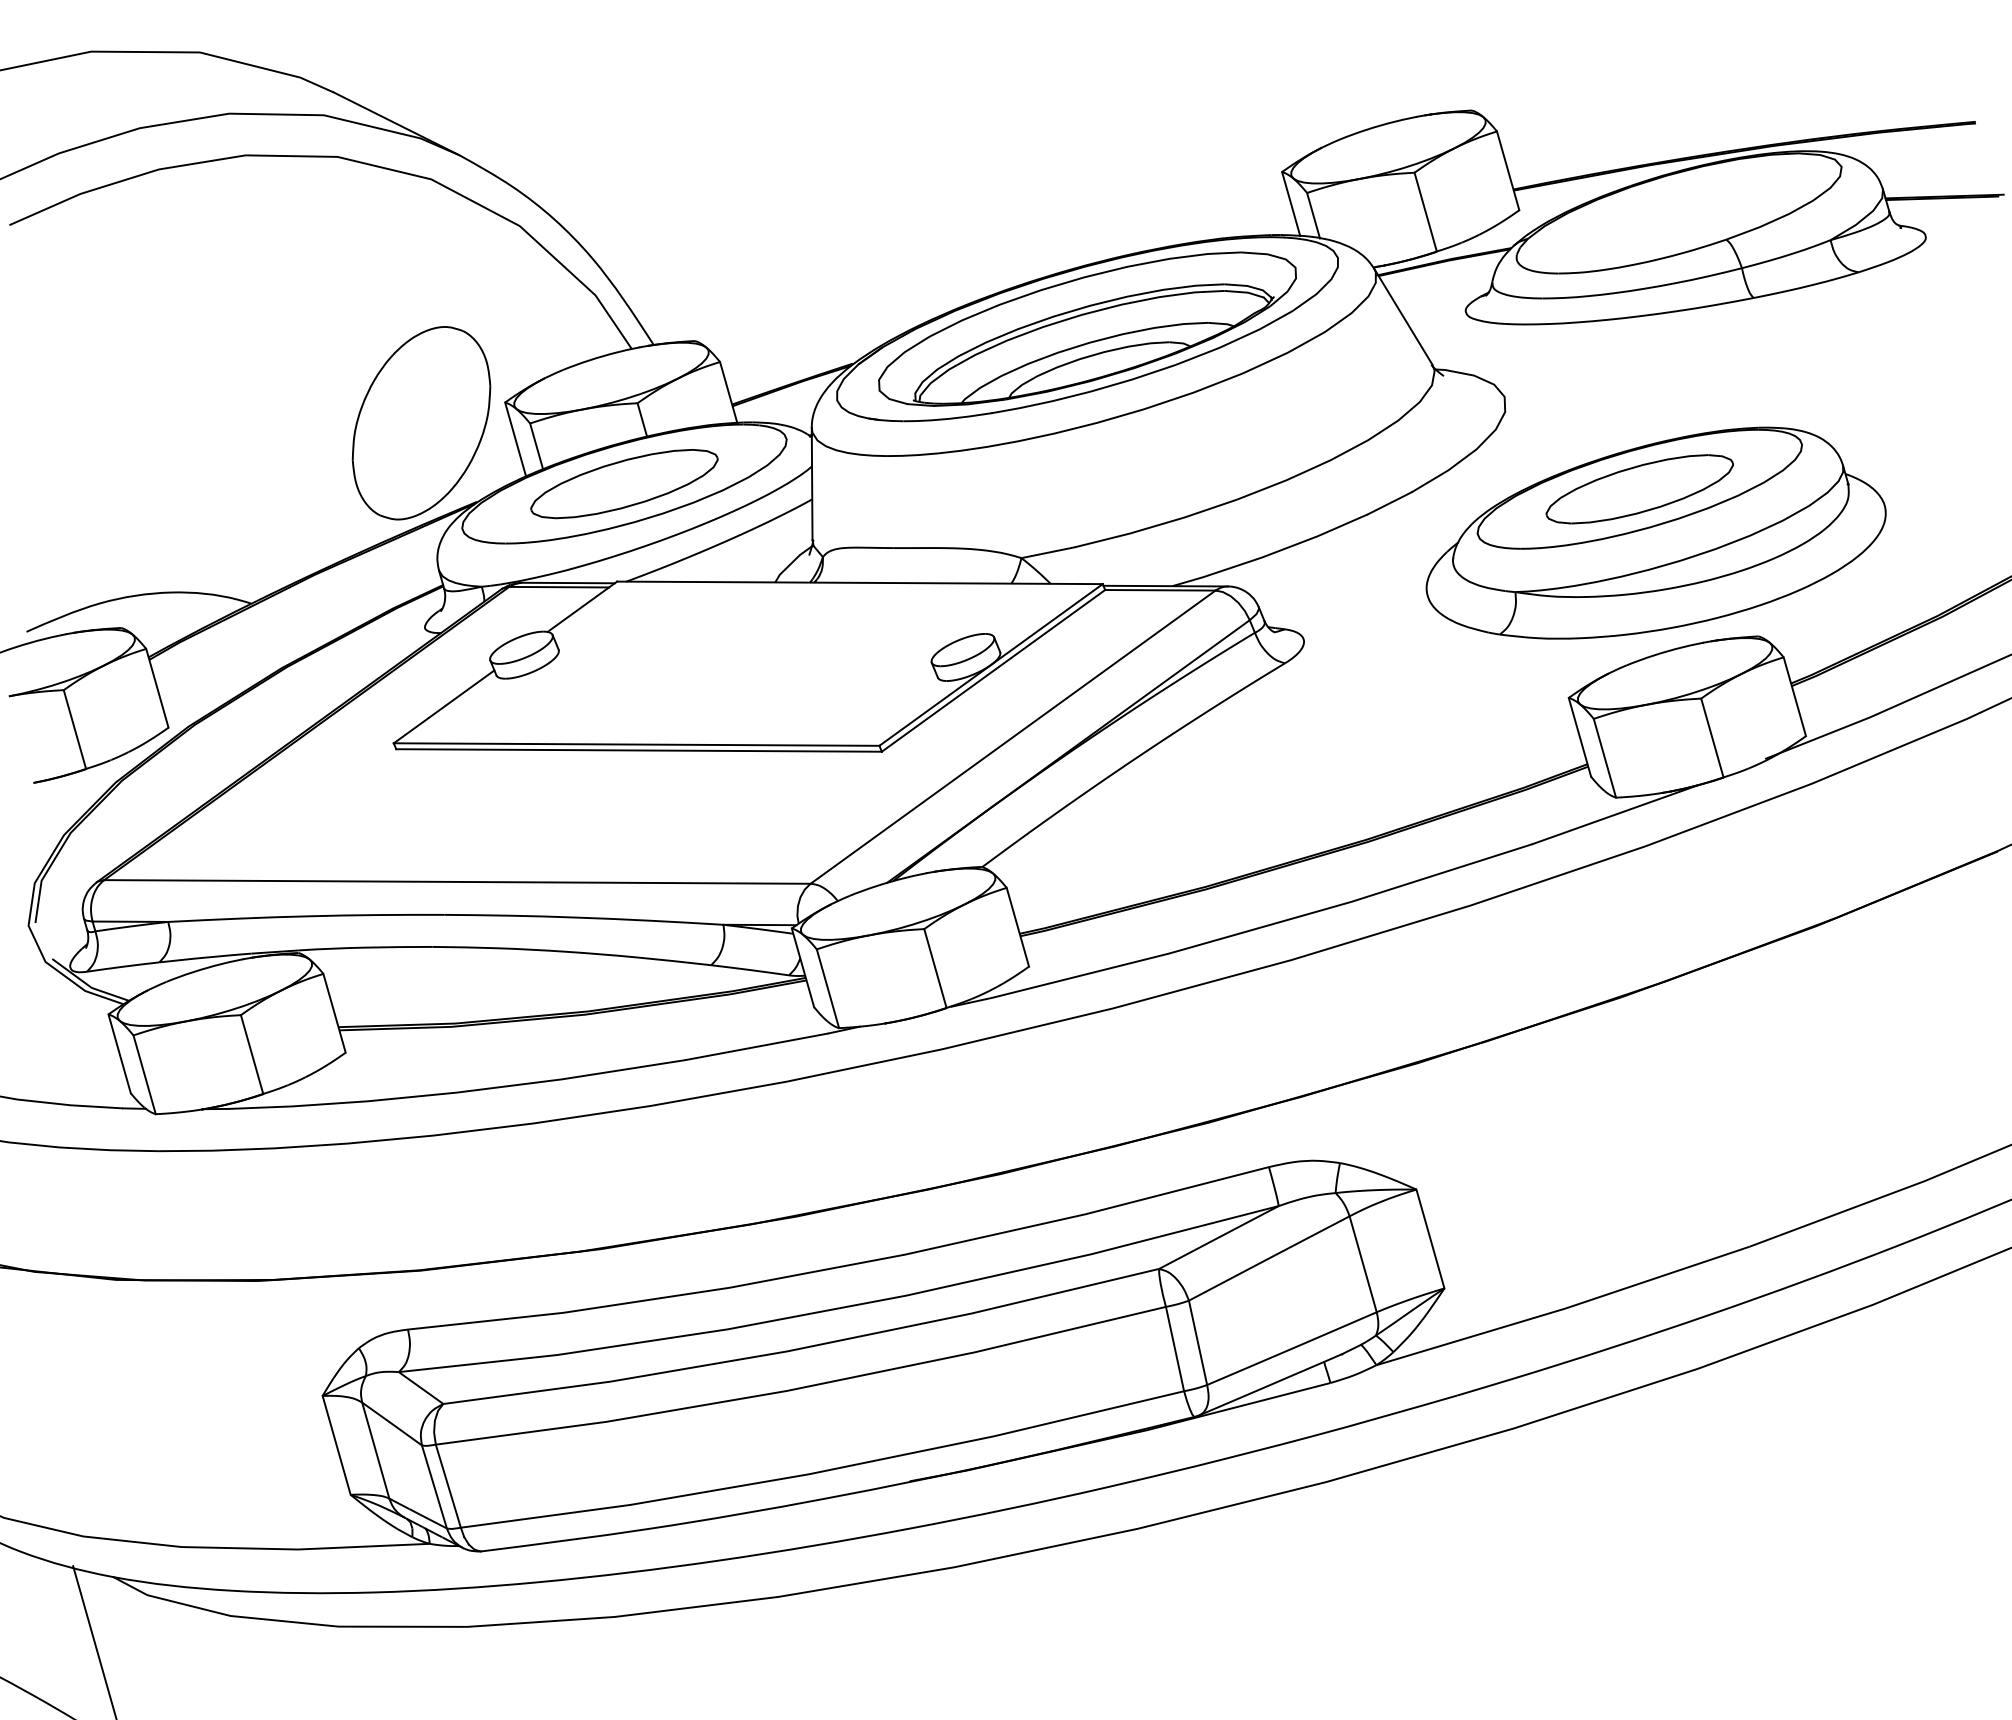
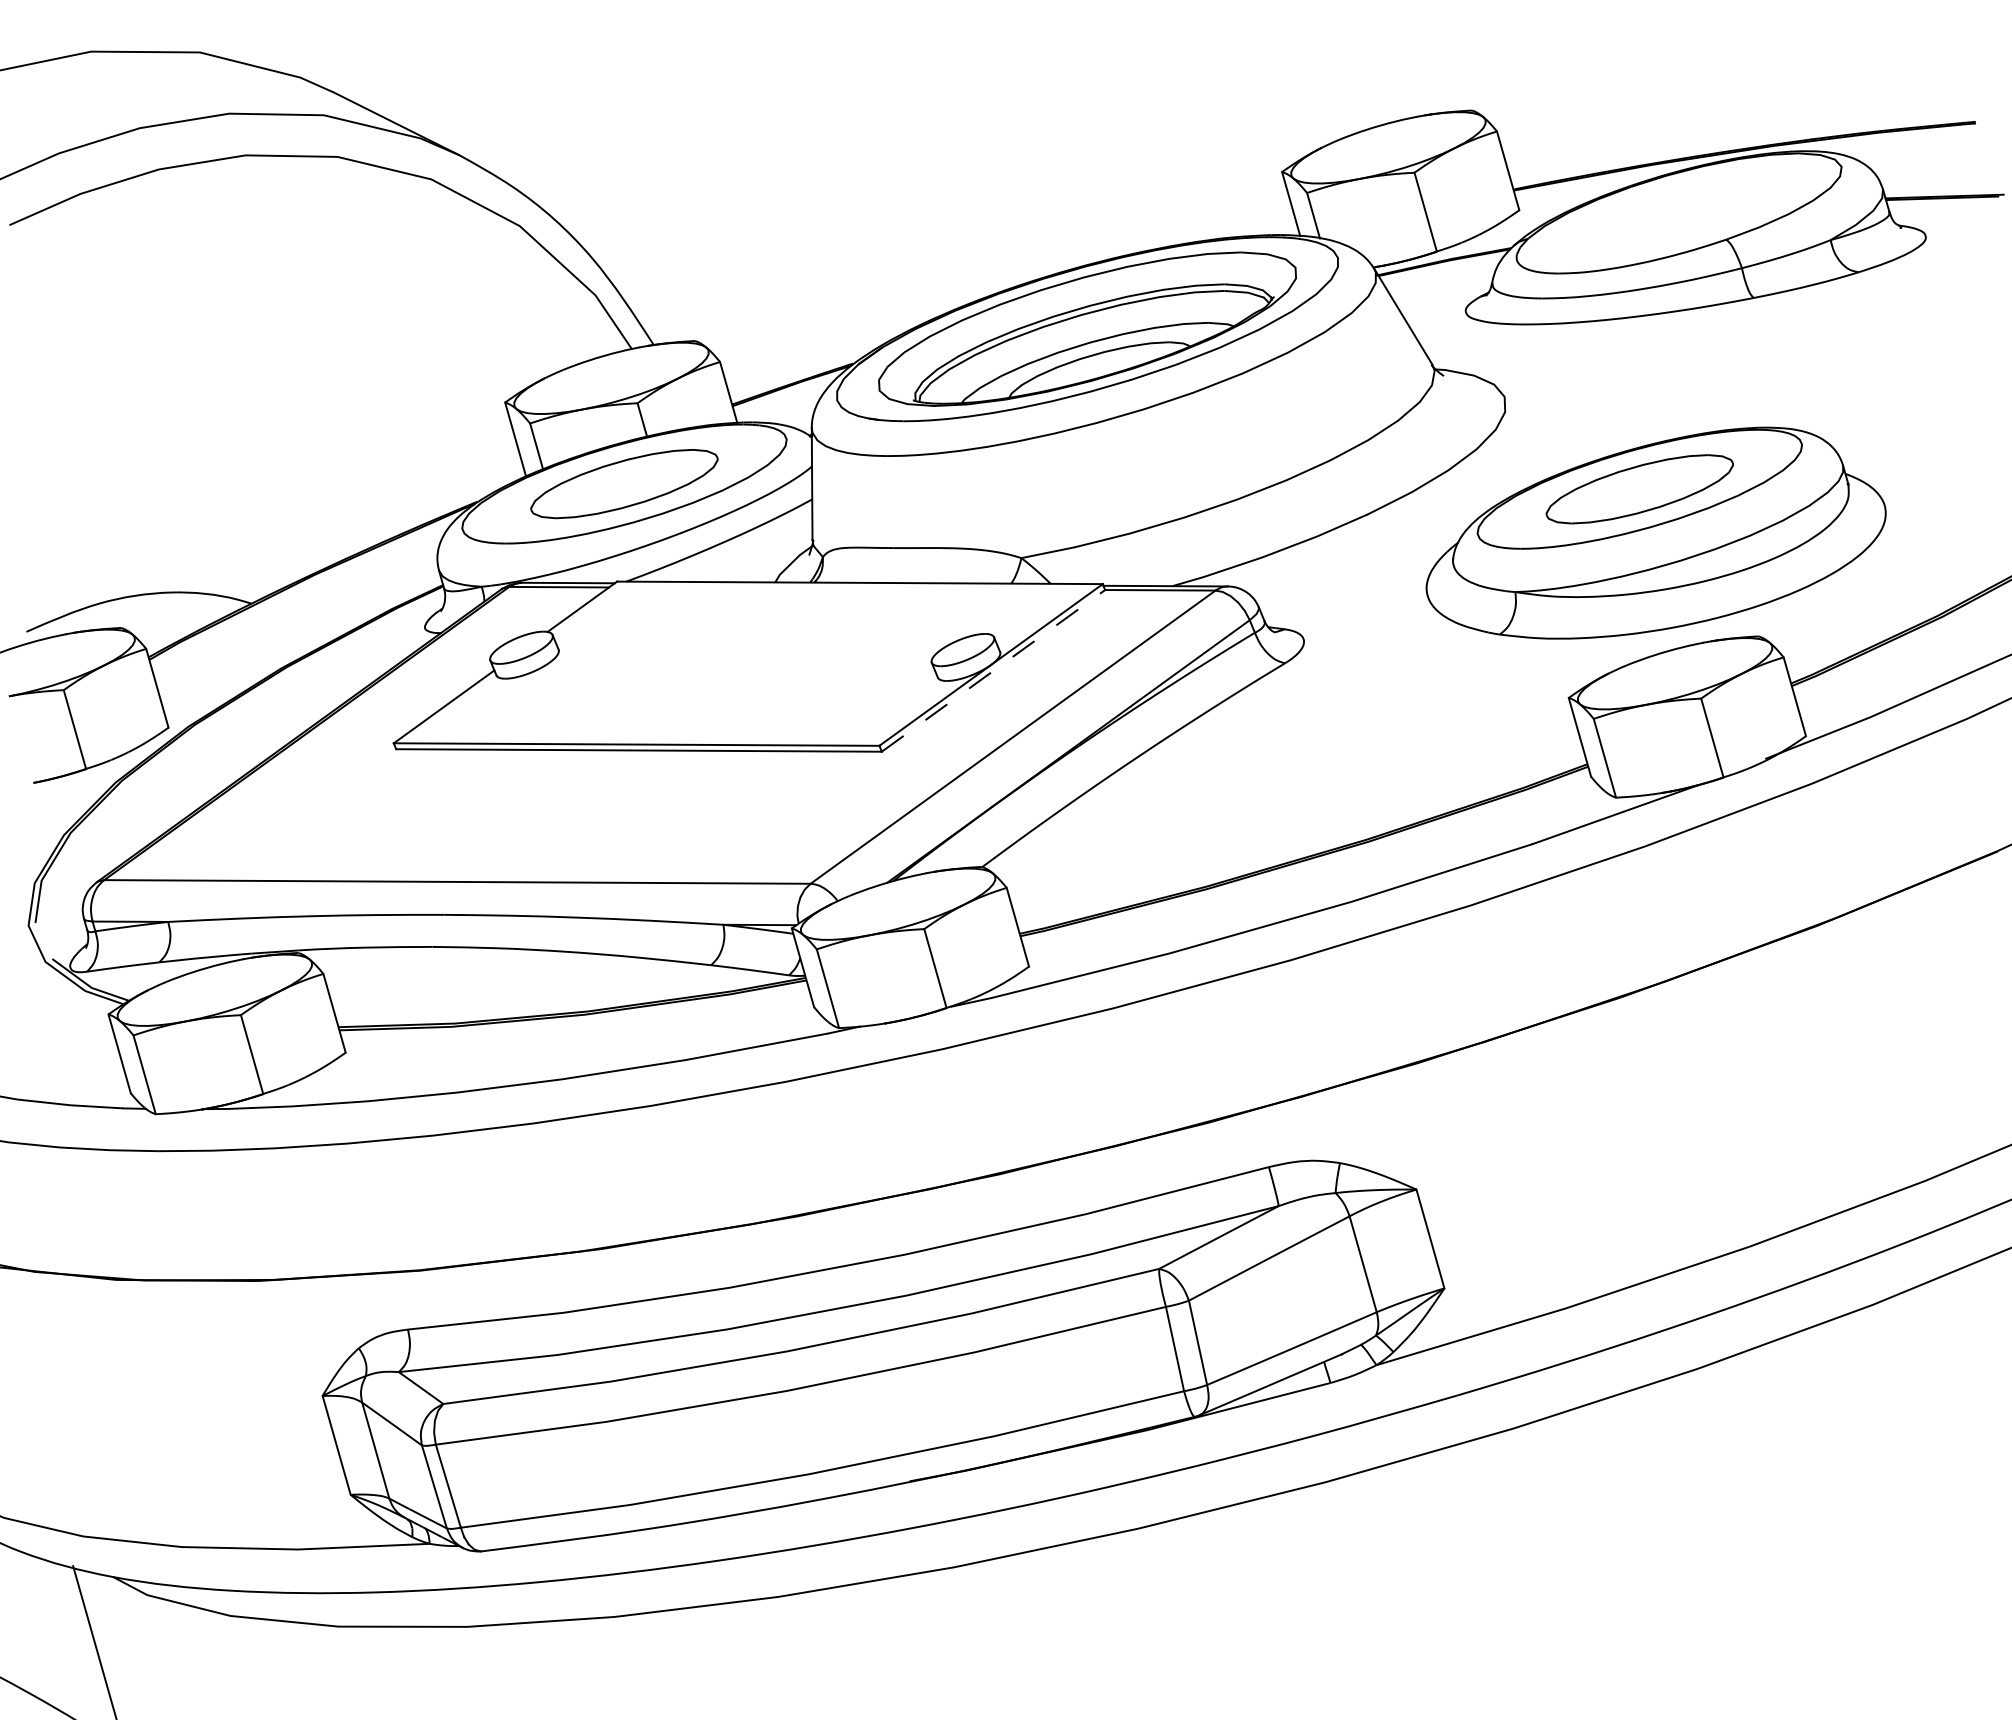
part: present -> none (421, 423)
line: solid -> dashed (993, 670)
